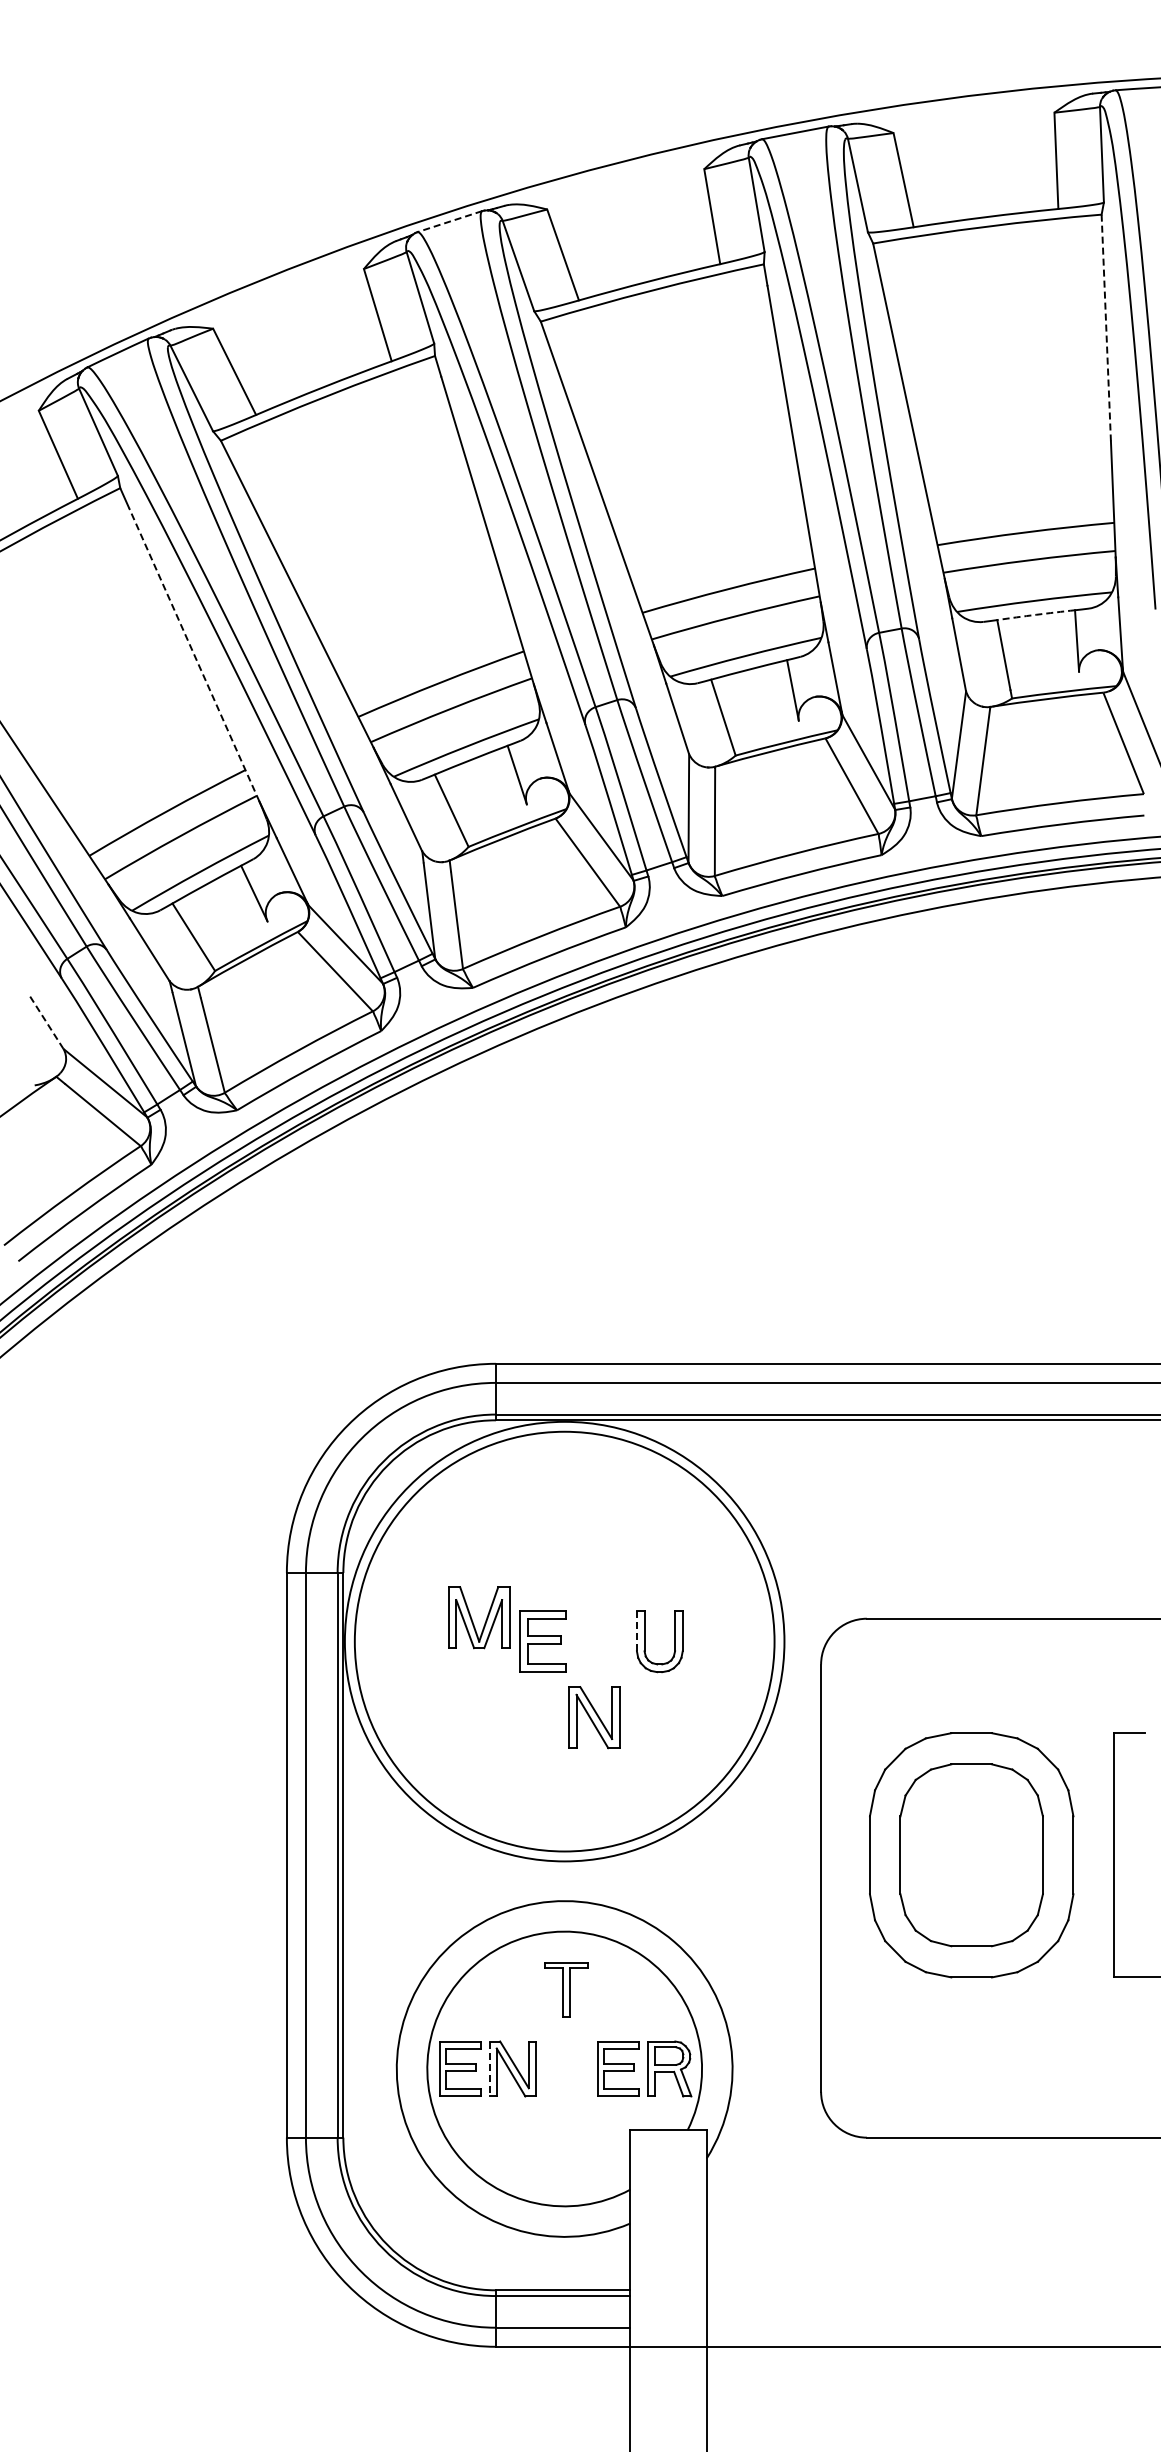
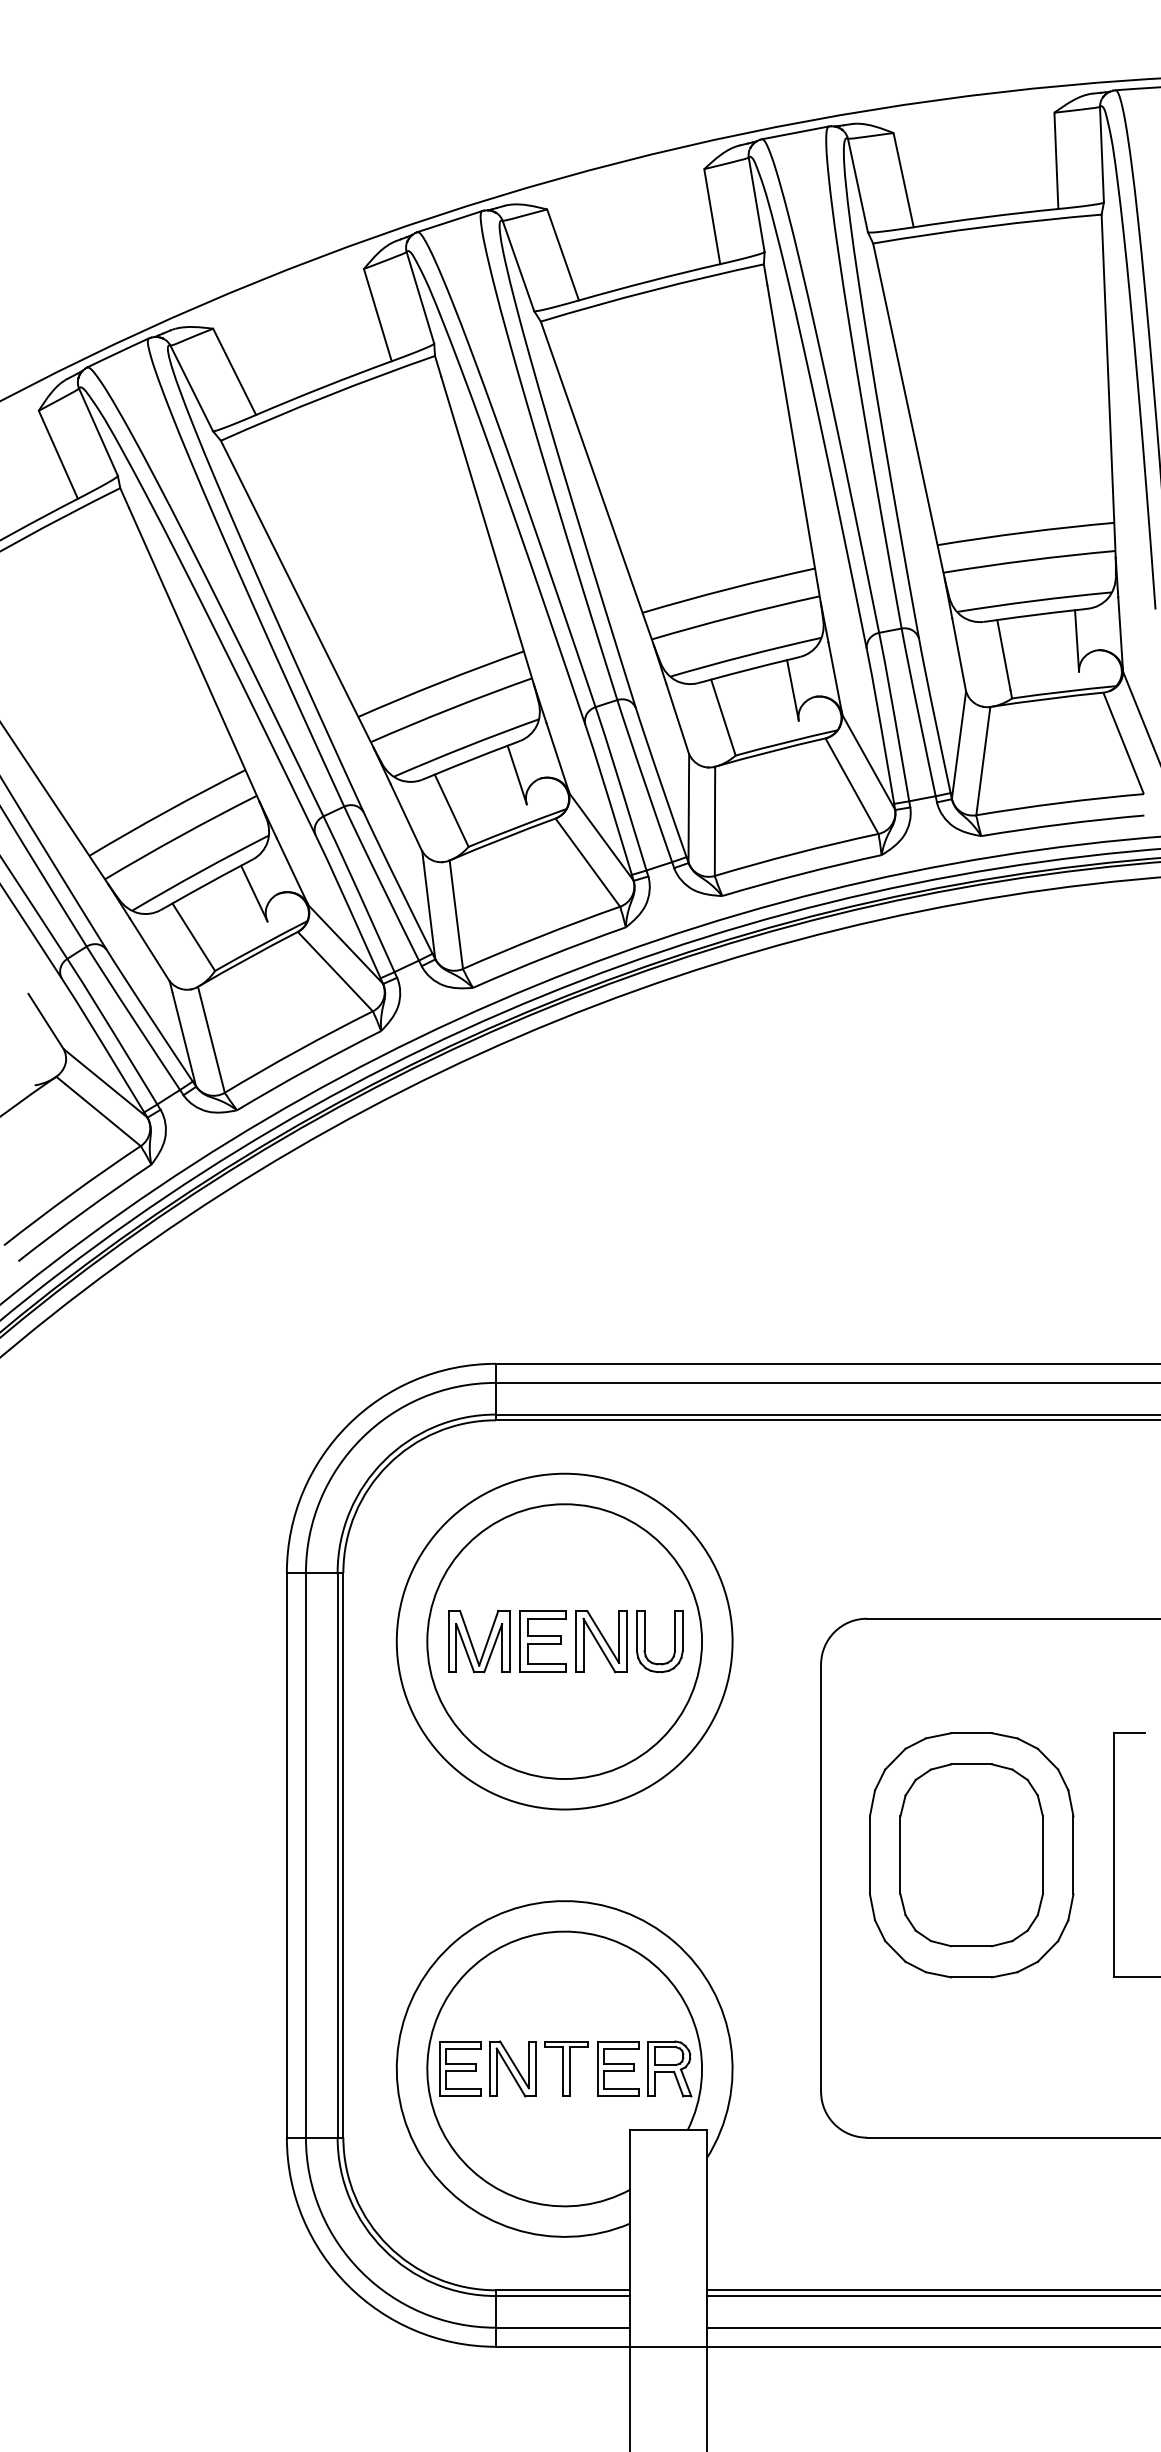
line: dashed -> solid (449, 221)
line: dashed -> solid (1106, 328)
arc: dashed -> solid (1036, 614)
line: dashed -> solid (194, 654)
line: dashed -> solid (45, 1021)
part position: (485, 1620) -> (485, 1644) (485, 1644)
line: dashed -> solid (636, 1631)
circle diameter: 420 px -> 336 px (564, 1641)
circle diameter: 440 px -> 275 px (564, 1641)
part position: (594, 1717) -> (601, 1641) (601, 1641)
part position: (566, 1989) -> (566, 2068) (566, 2068)
line: dashed -> solid (489, 2069)
line: none -> present (931, 2290)
line: none -> present (931, 2296)
line: none -> present (931, 2327)
